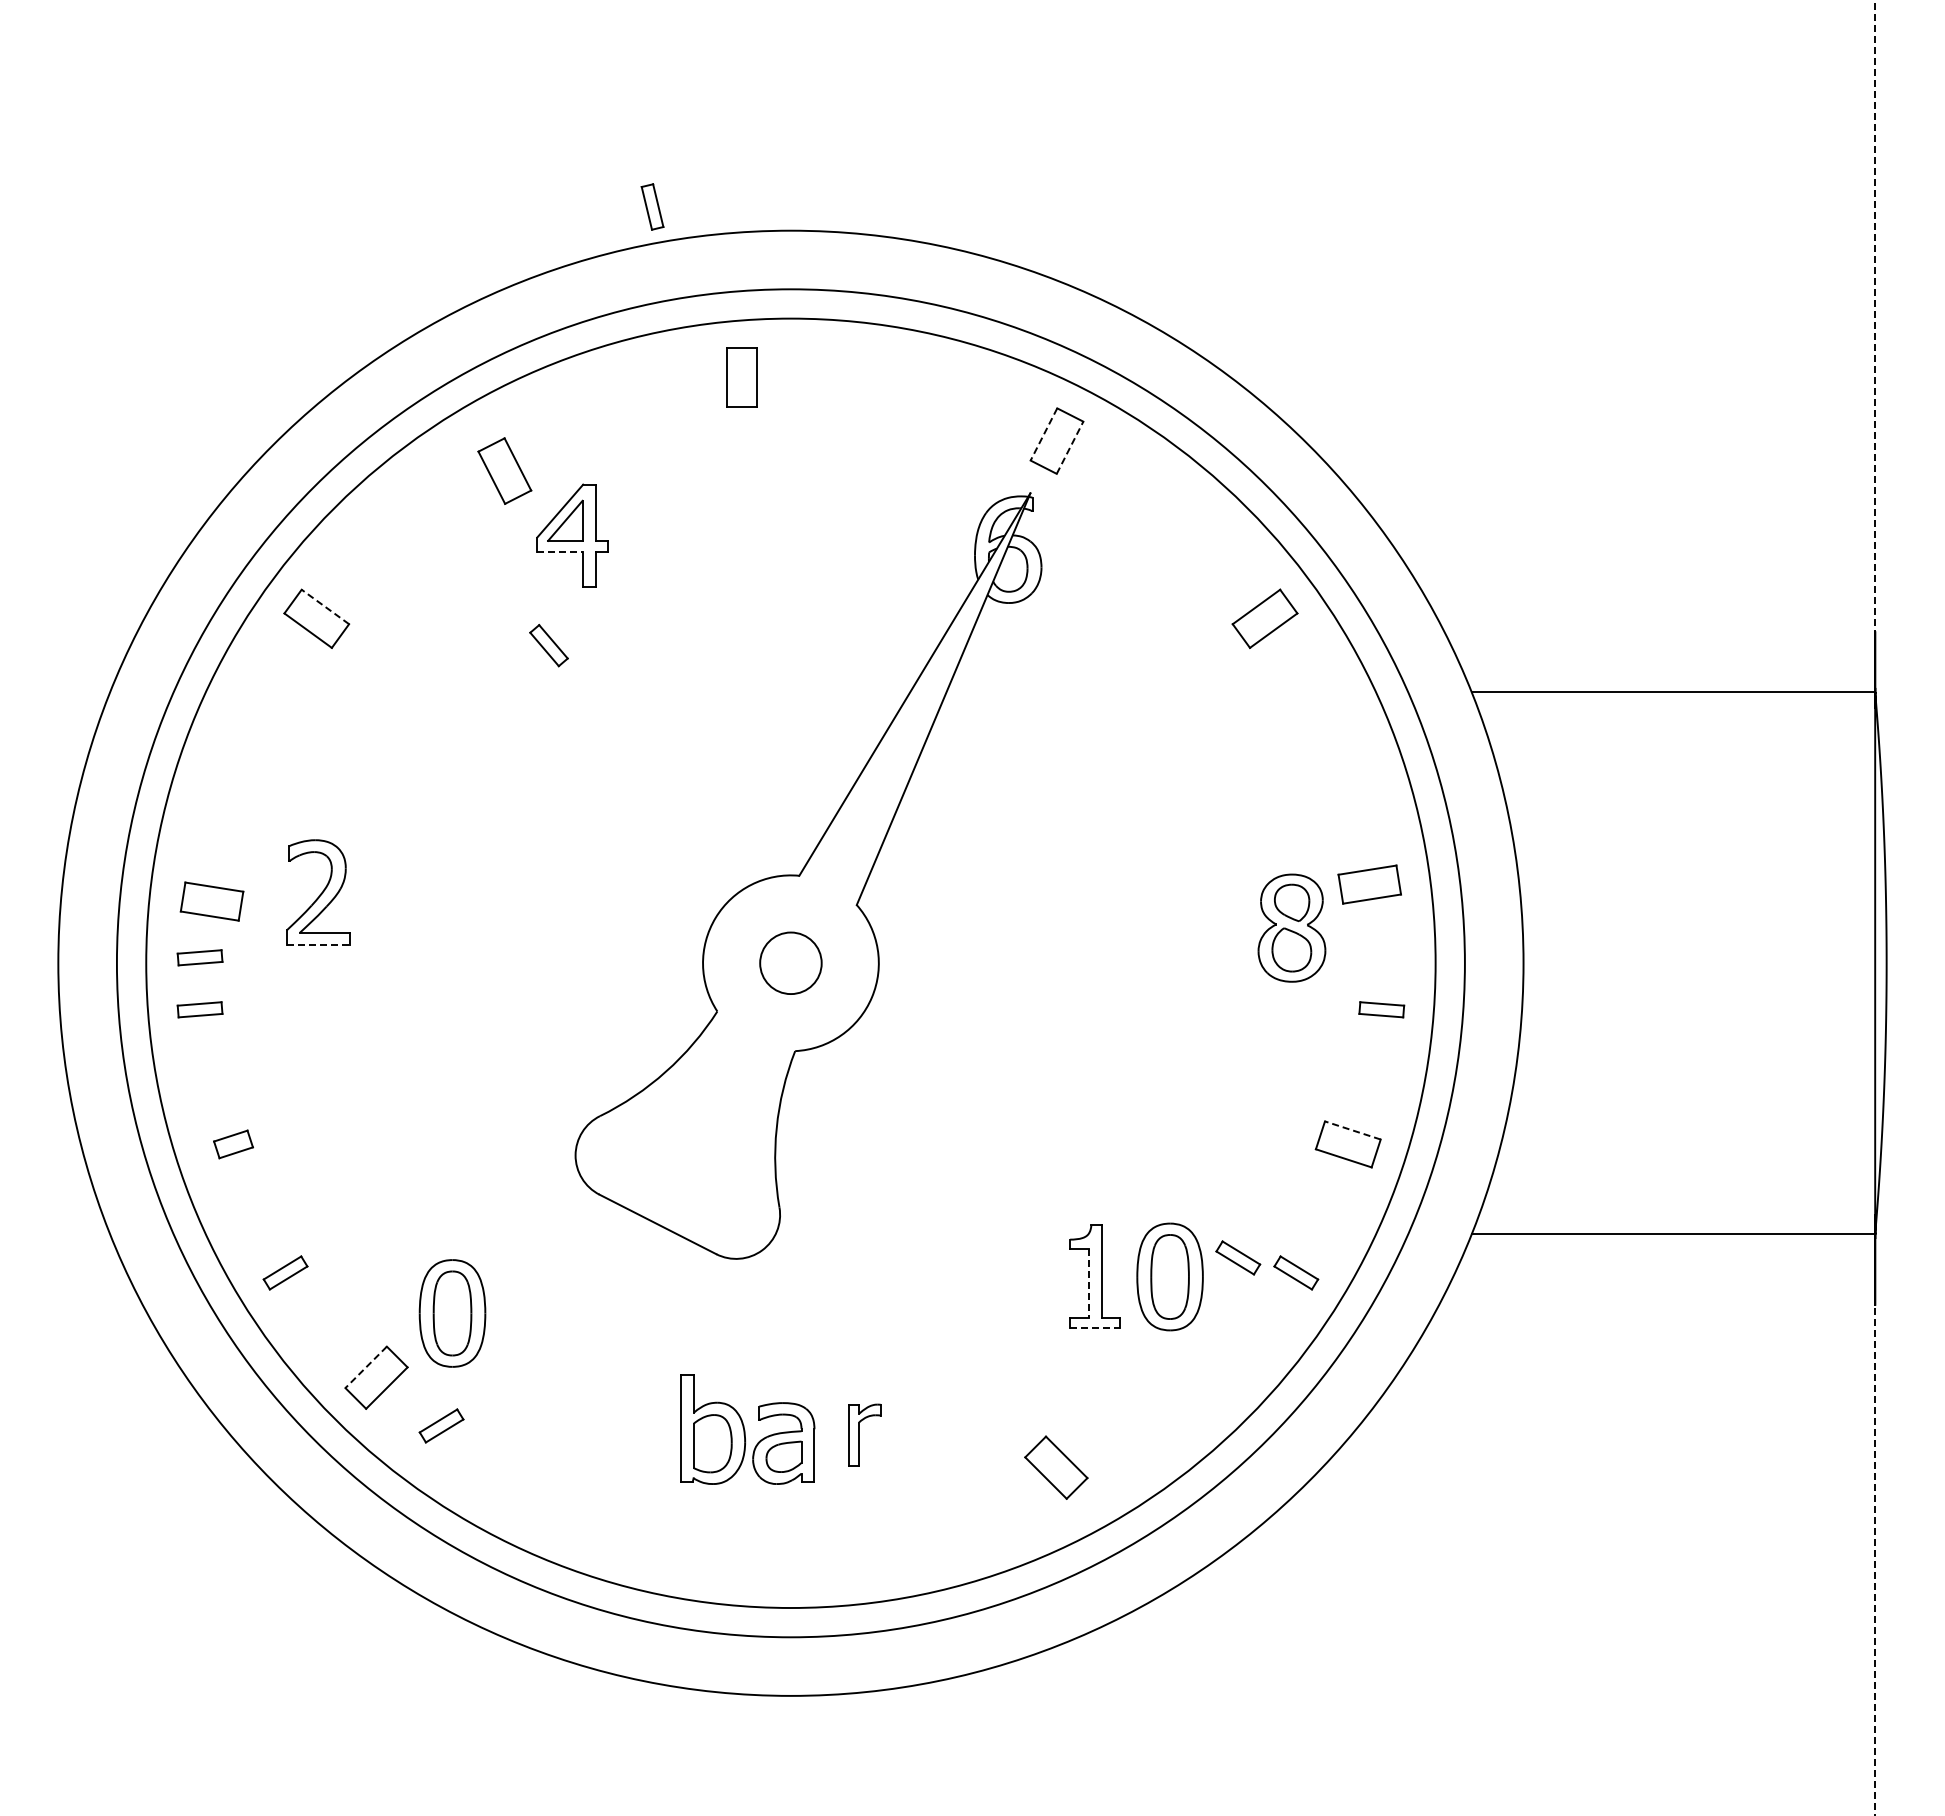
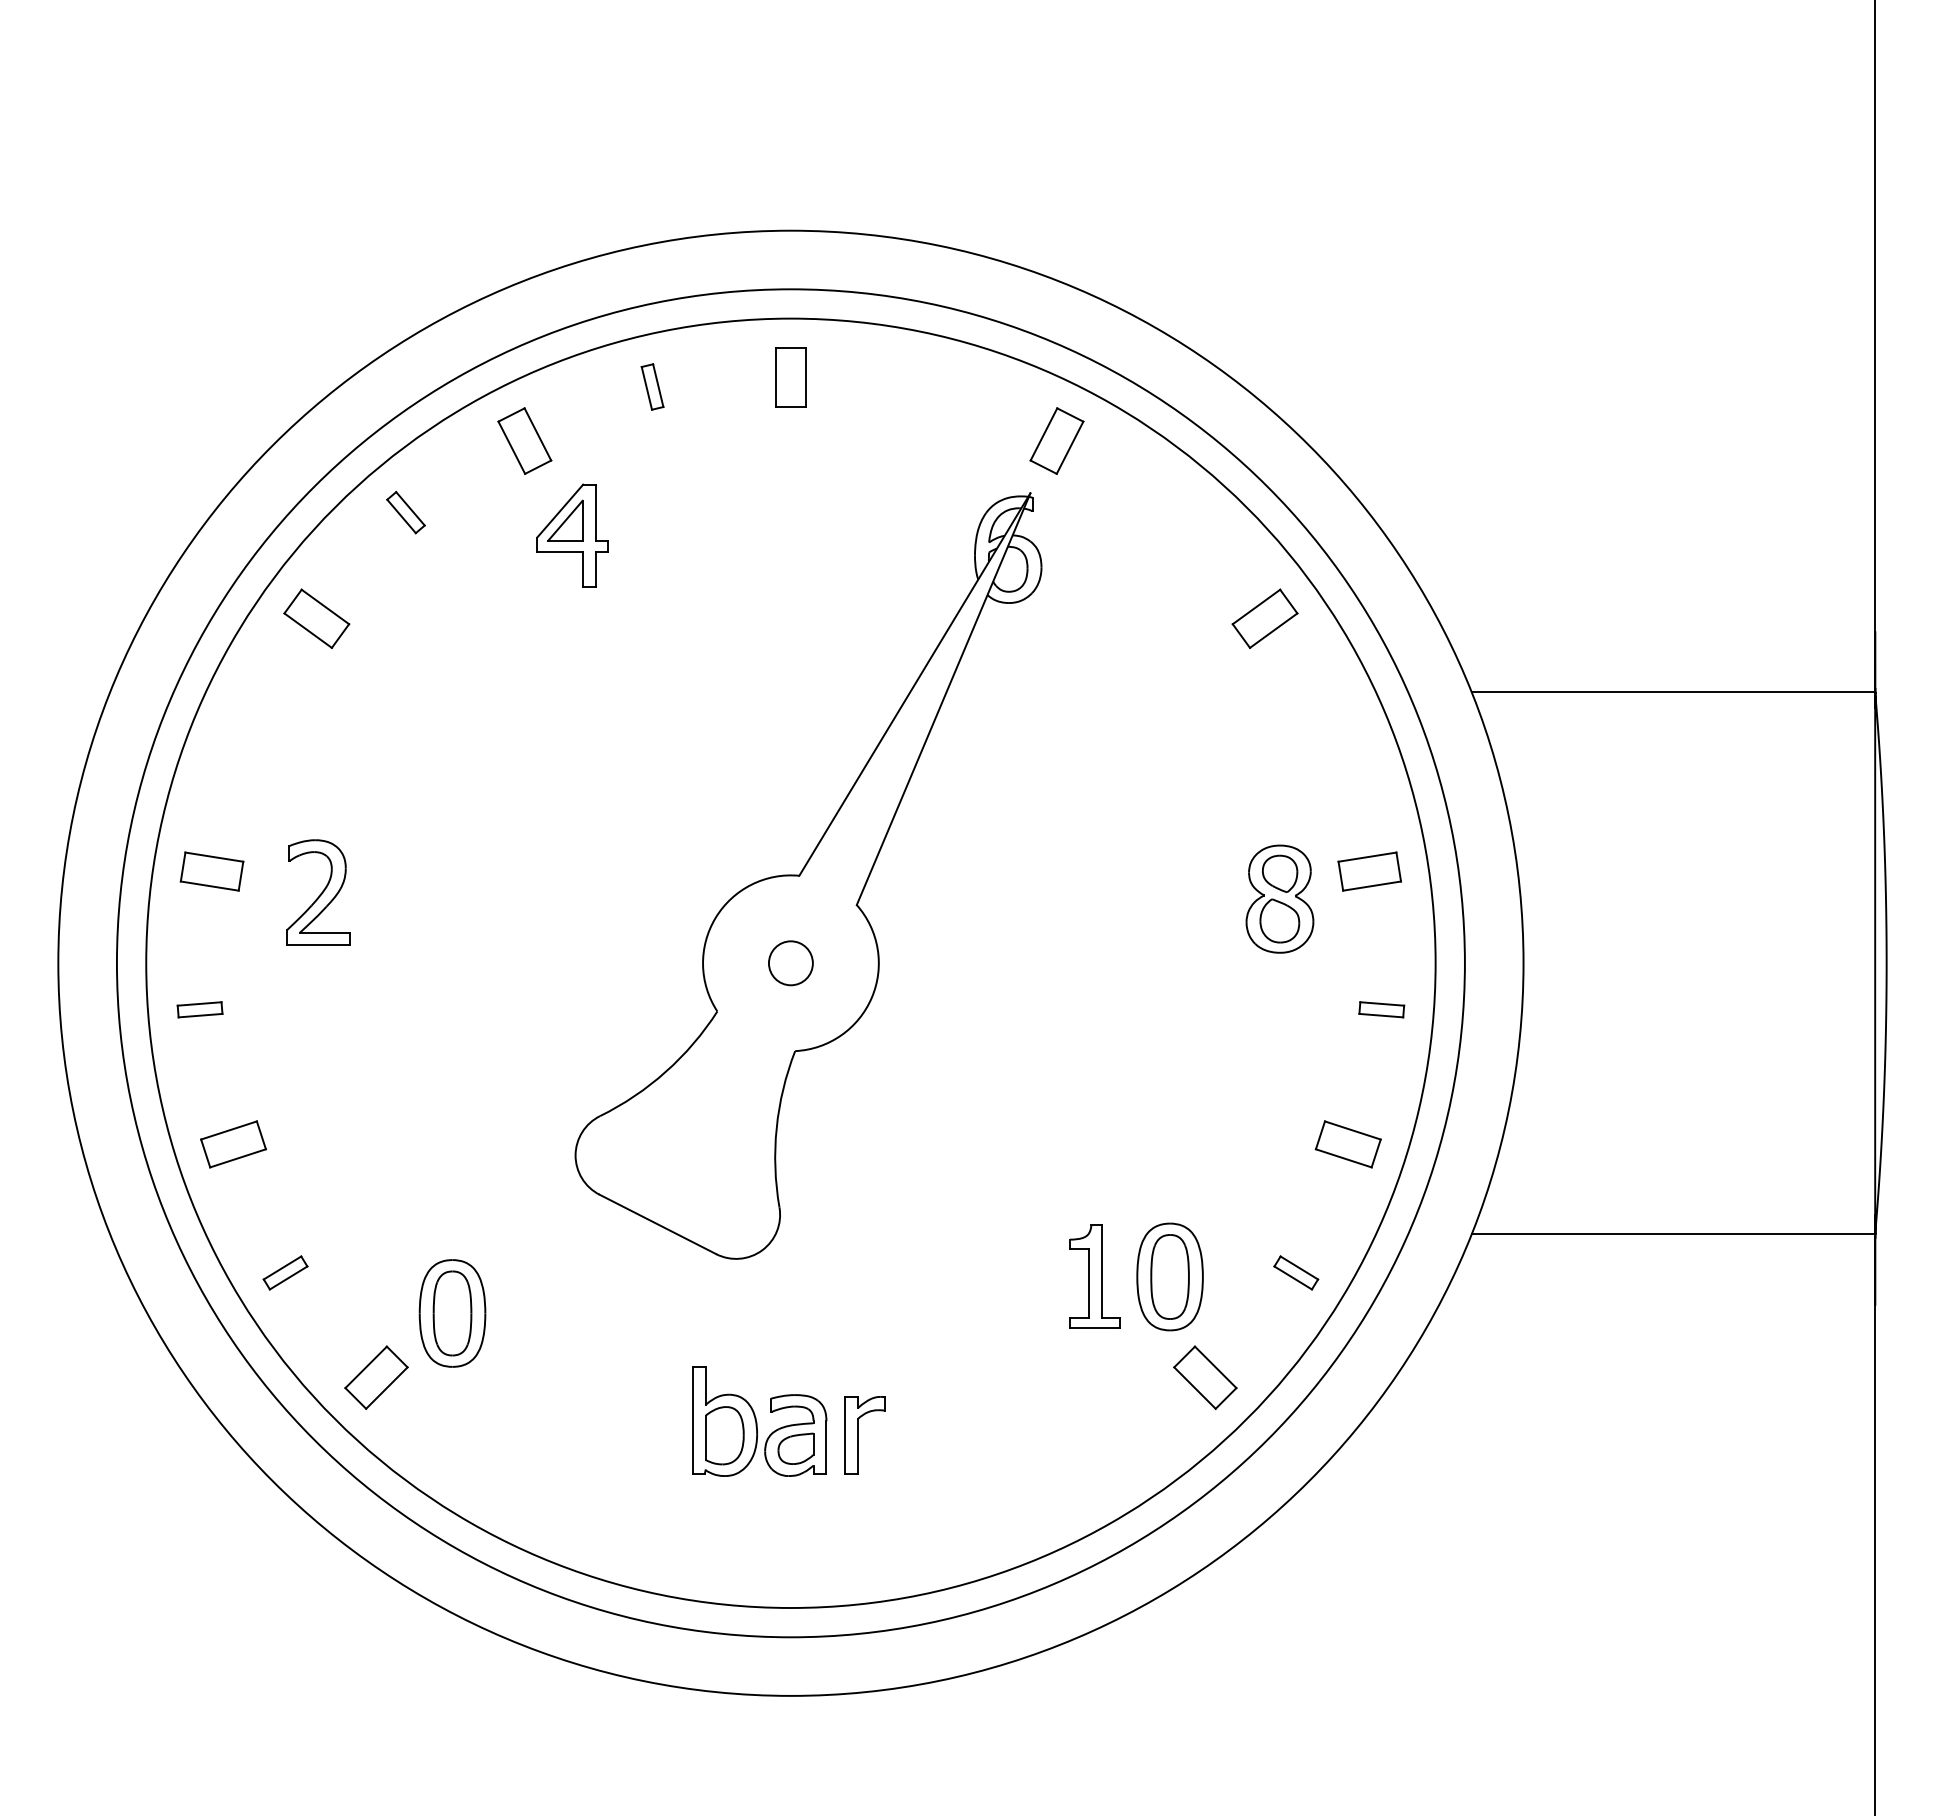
part position: (652, 206) -> (652, 386) (652, 386)
line: dashed -> solid (1875, 346)
part position: (741, 377) -> (790, 377) (790, 377)
line: dashed -> solid (1043, 434)
line: dashed -> solid (1070, 447)
part position: (504, 470) -> (524, 440) (524, 440)
line: dashed -> solid (559, 551)
line: dashed -> solid (325, 606)
part position: (548, 645) -> (405, 512) (405, 512)
part position: (1369, 884) -> (1369, 871) (1369, 871)
part position: (211, 901) -> (211, 871) (211, 871)
part position: (1291, 927) -> (1279, 898) (1279, 898)
line: dashed -> solid (318, 944)
part: present -> none (199, 957)
circle diameter: 62 px -> 44 px (790, 963)
line: dashed -> solid (1352, 1130)
part size: 41x31 px -> 67x49 px (233, 1144)
part: present -> none (1238, 1257)
line: dashed -> solid (1088, 1283)
line: dashed -> solid (1095, 1328)
line: dashed -> solid (365, 1367)
part: present -> none (441, 1425)
part position: (747, 1429) -> (759, 1421) (759, 1421)
part size: 34x64 px -> 42x79 px (864, 1435)
part position: (1056, 1467) -> (1205, 1377) (1205, 1377)
line: dashed -> solid (1875, 1524)
